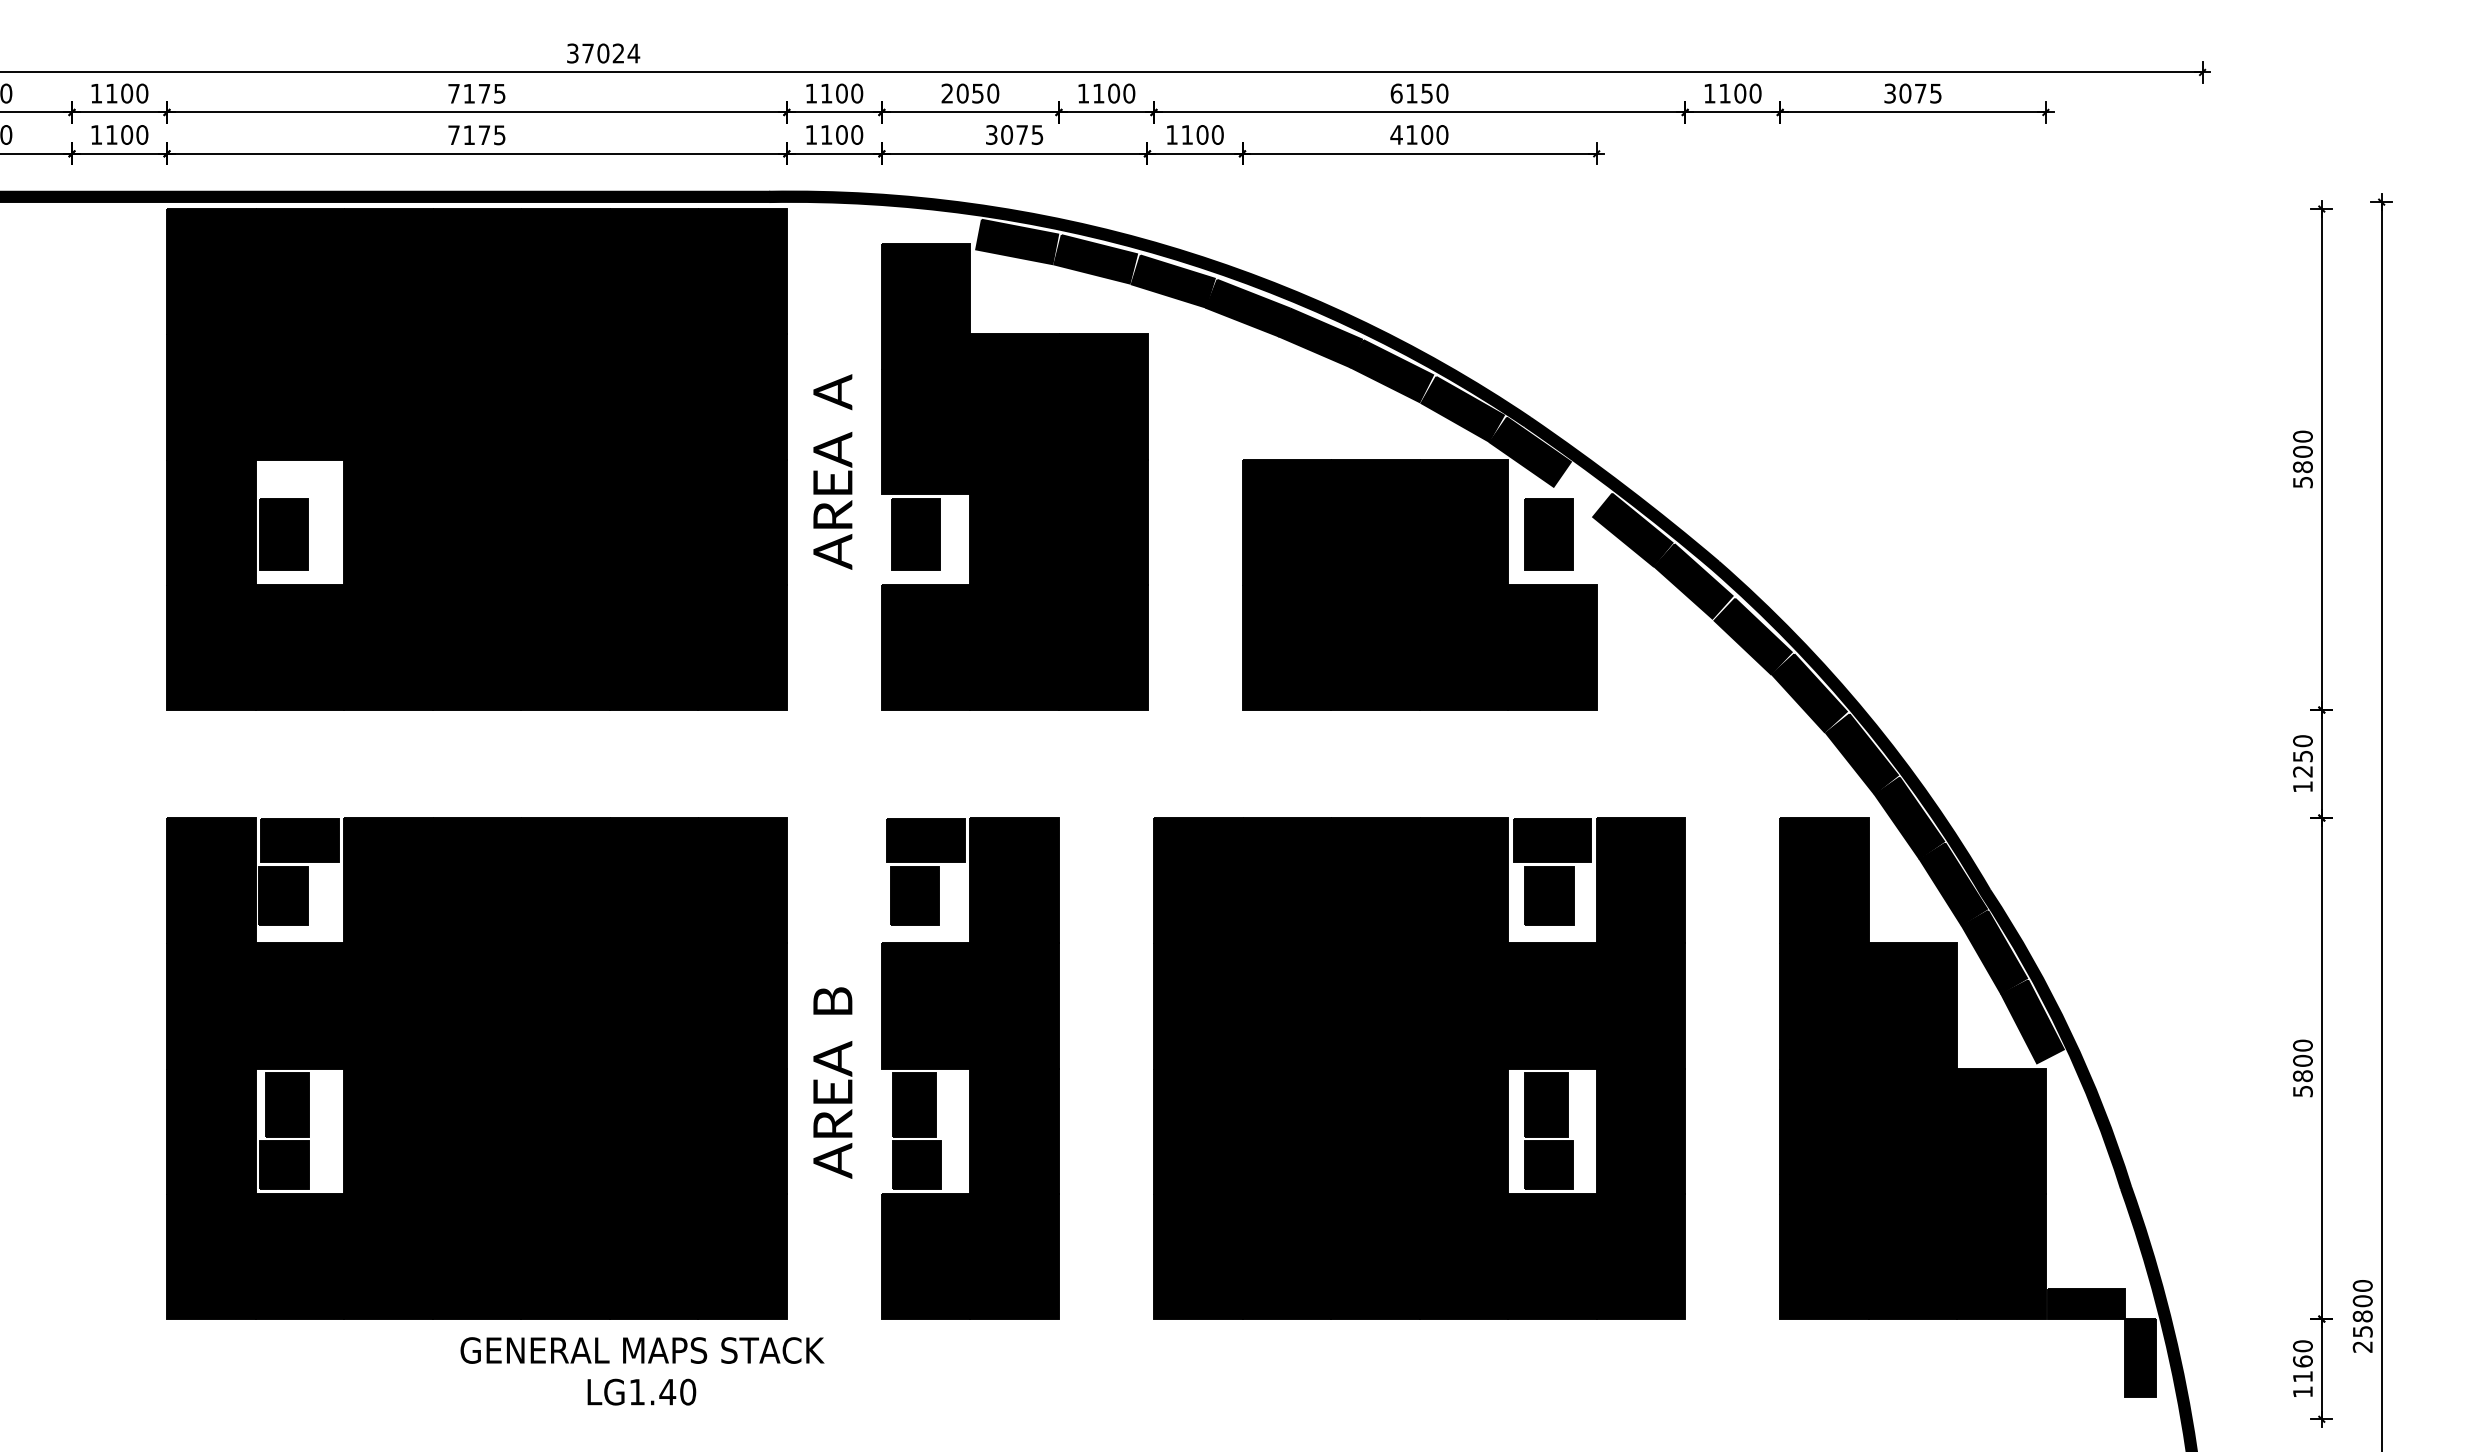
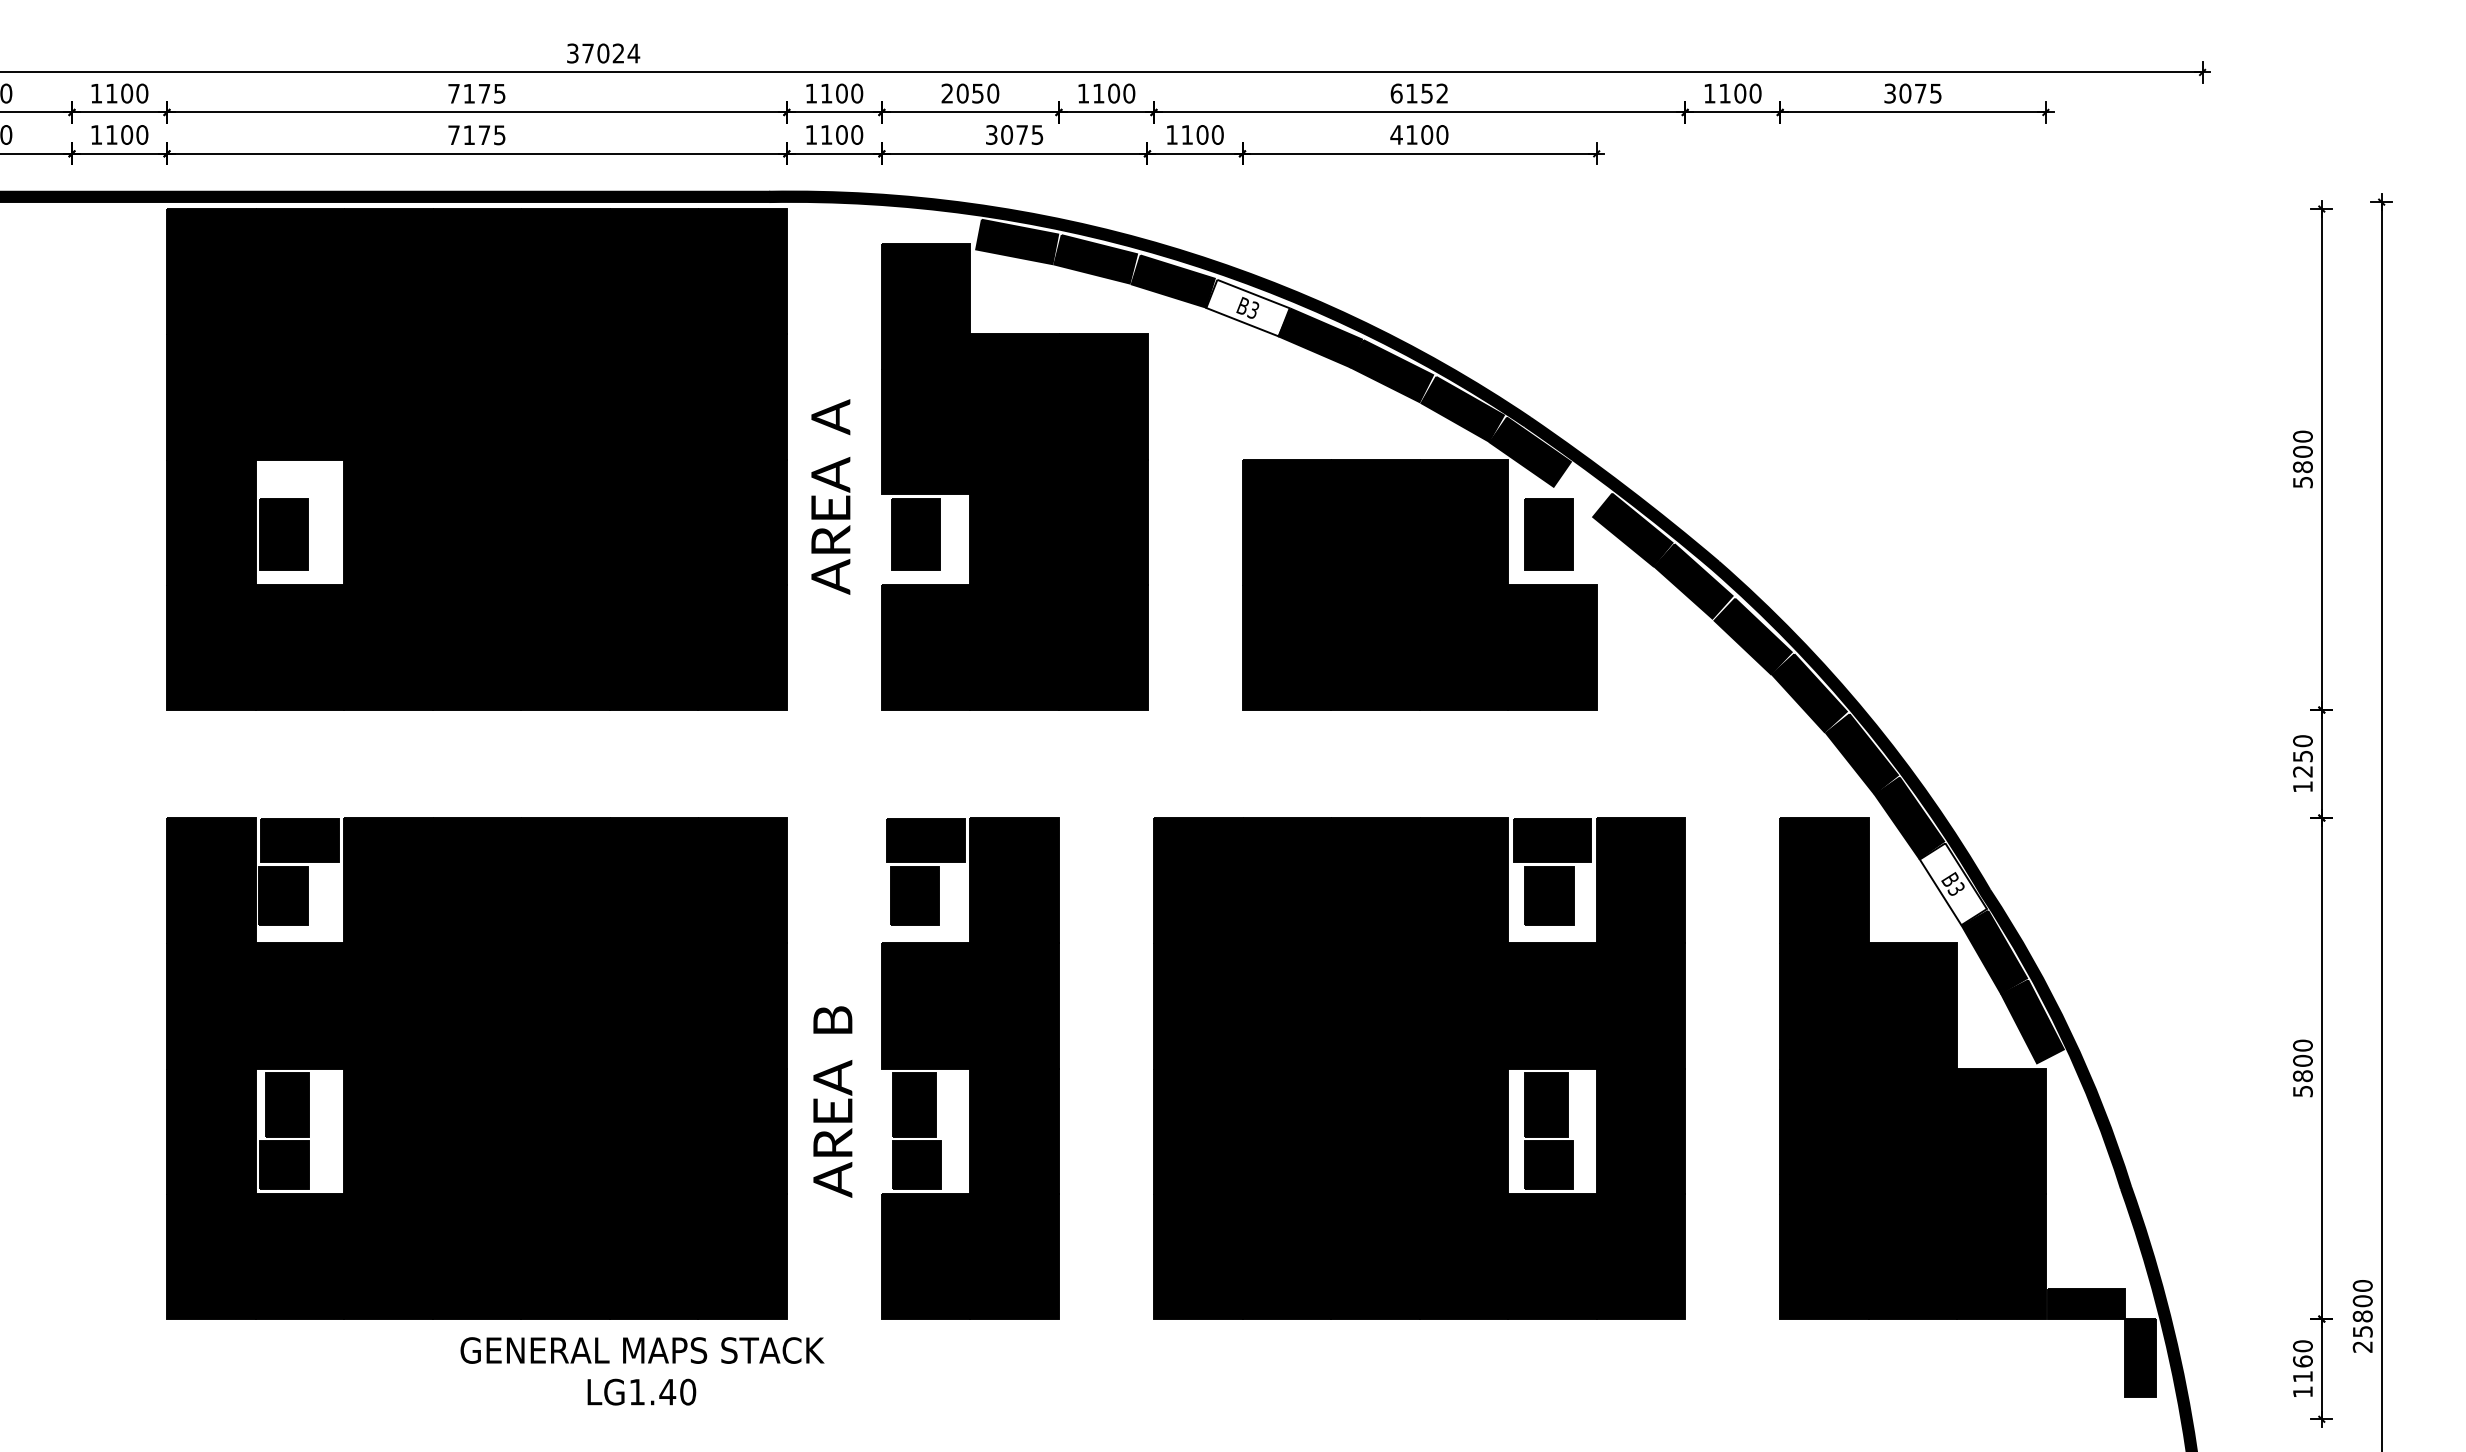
text: 6150 -> 6152 (1442, 93)
fill: present -> none (1247, 307)
text position: (832, 471) -> (830, 496) (830, 496)
fill: present -> none (1952, 884)
text position: (832, 1082) -> (832, 1101) (832, 1101)
